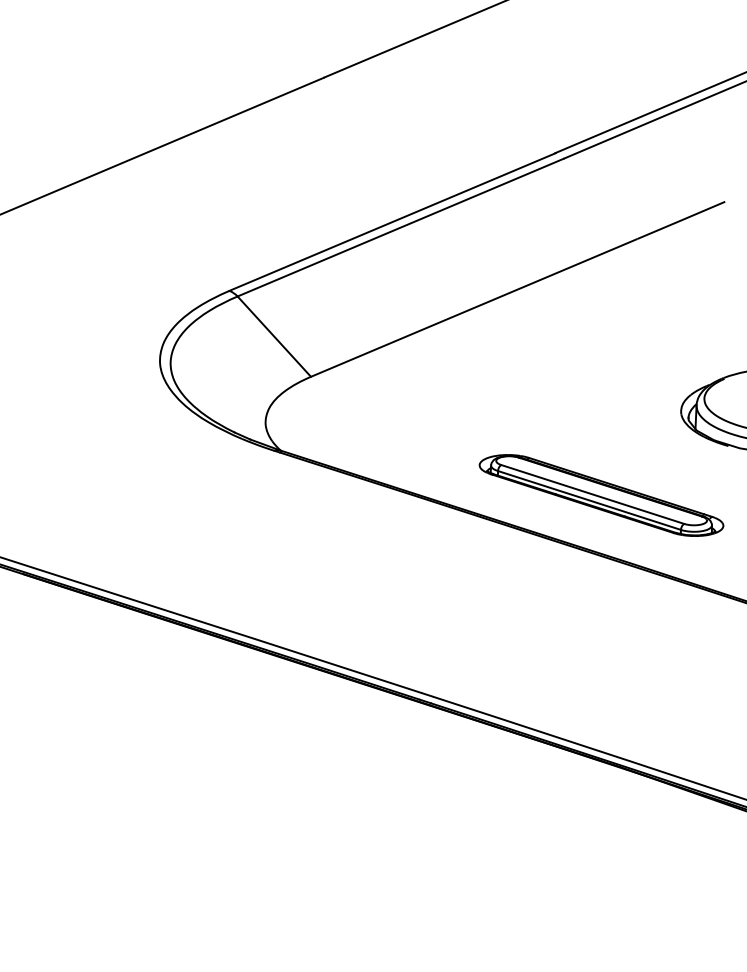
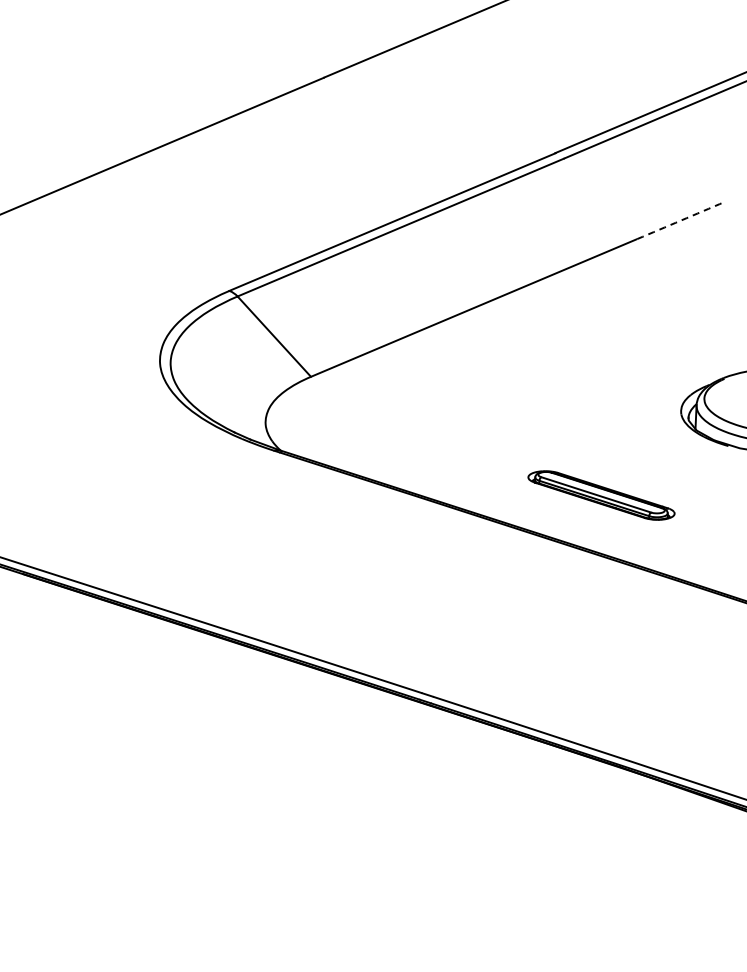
arc: solid -> dashed (681, 220)
part size: 247x83 px -> 149x51 px (601, 495)
